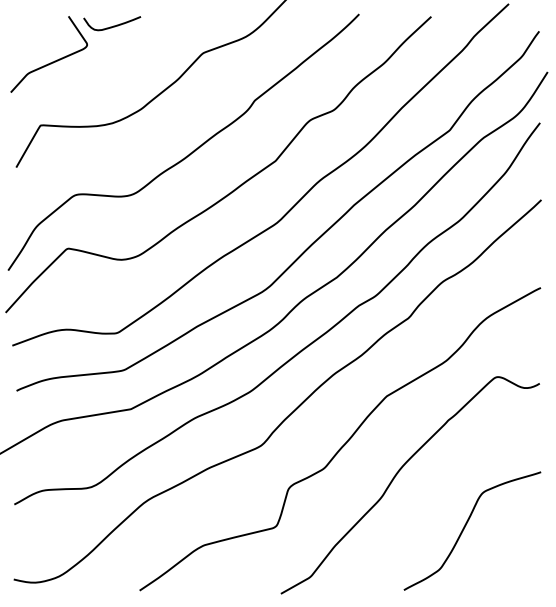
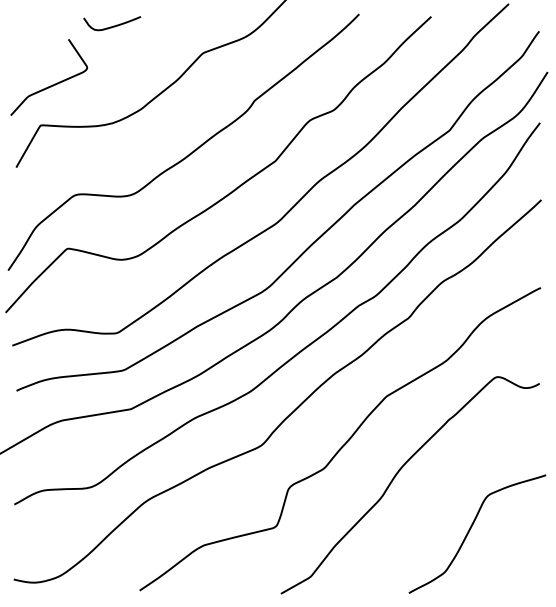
curve position: (52, 61) -> (52, 84) (52, 84)
curve position: (465, 527) -> (470, 530) (470, 530)
